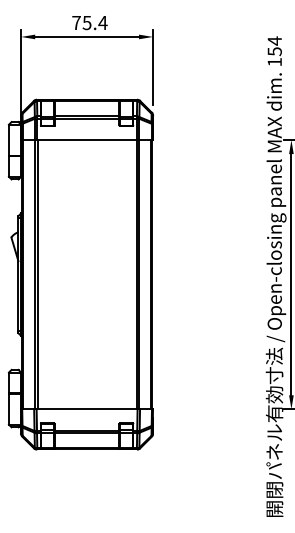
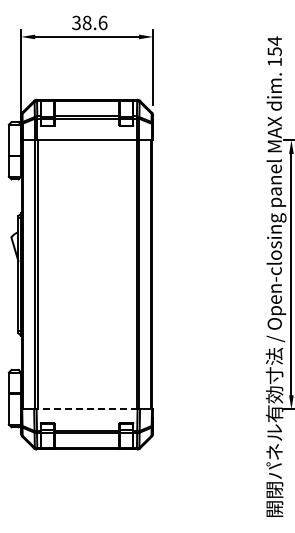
text: 75.4 -> 38.6 (89, 22)
line: solid -> dashed (86, 409)
